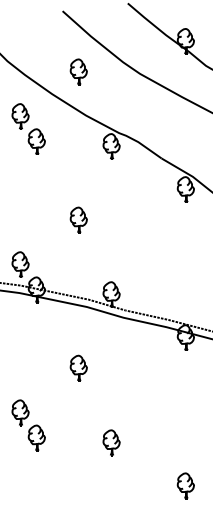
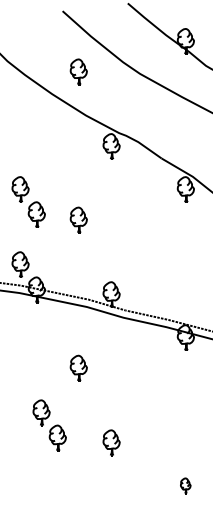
part position: (28, 128) -> (28, 201) (28, 201)
part position: (28, 425) -> (49, 425) (49, 425)
part size: 19x28 px -> 12x18 px (185, 485)
